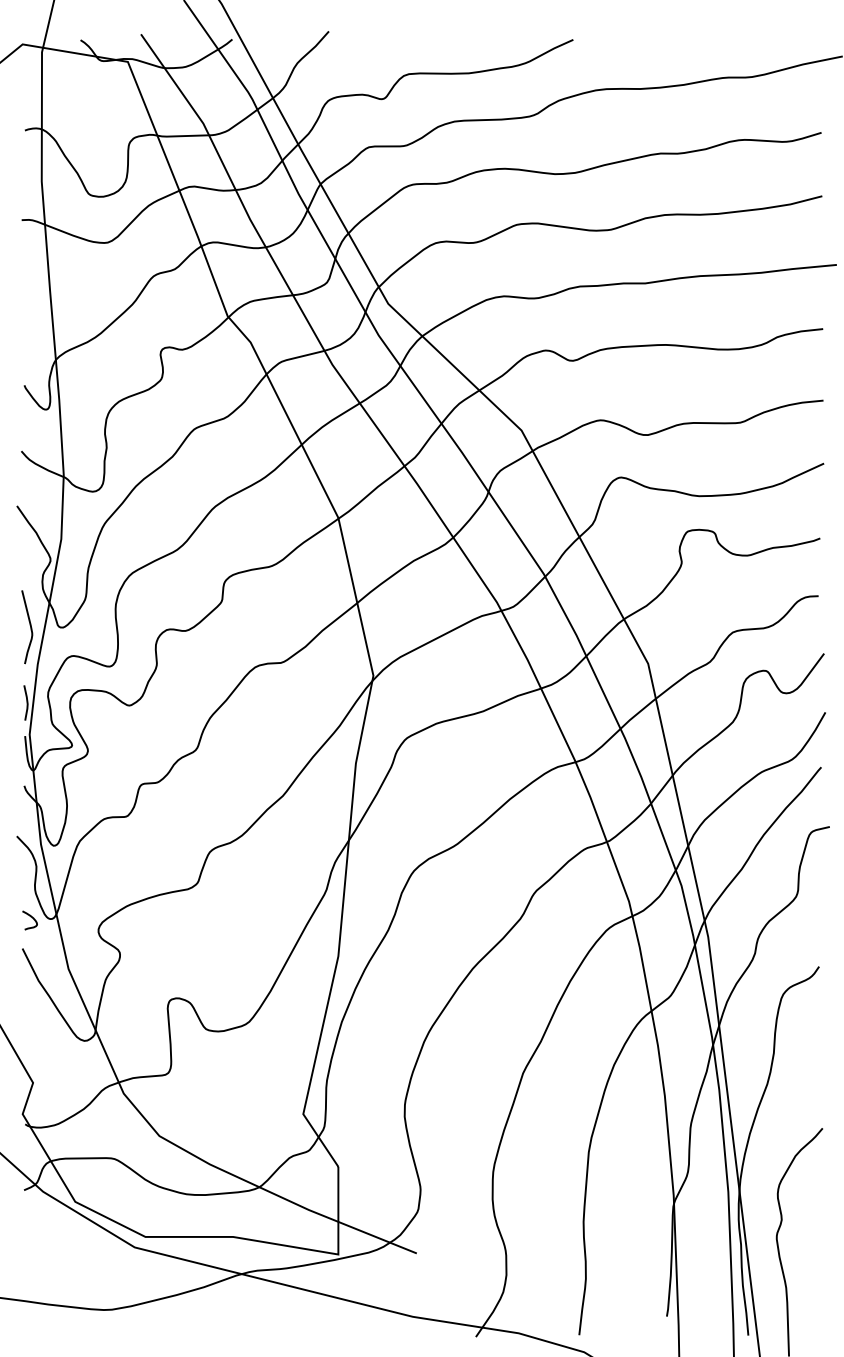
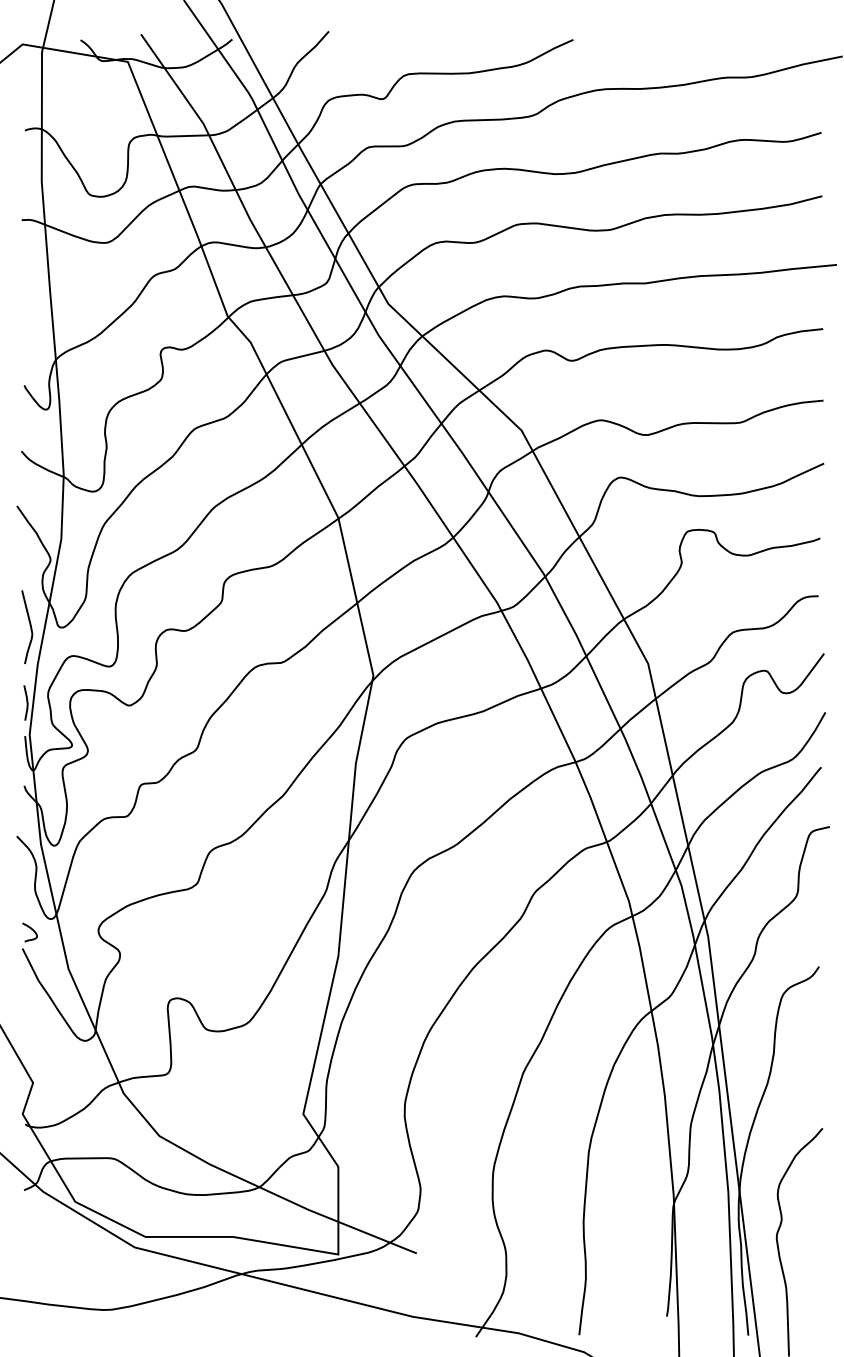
curve position: (30, 917) -> (30, 929) (30, 929)
